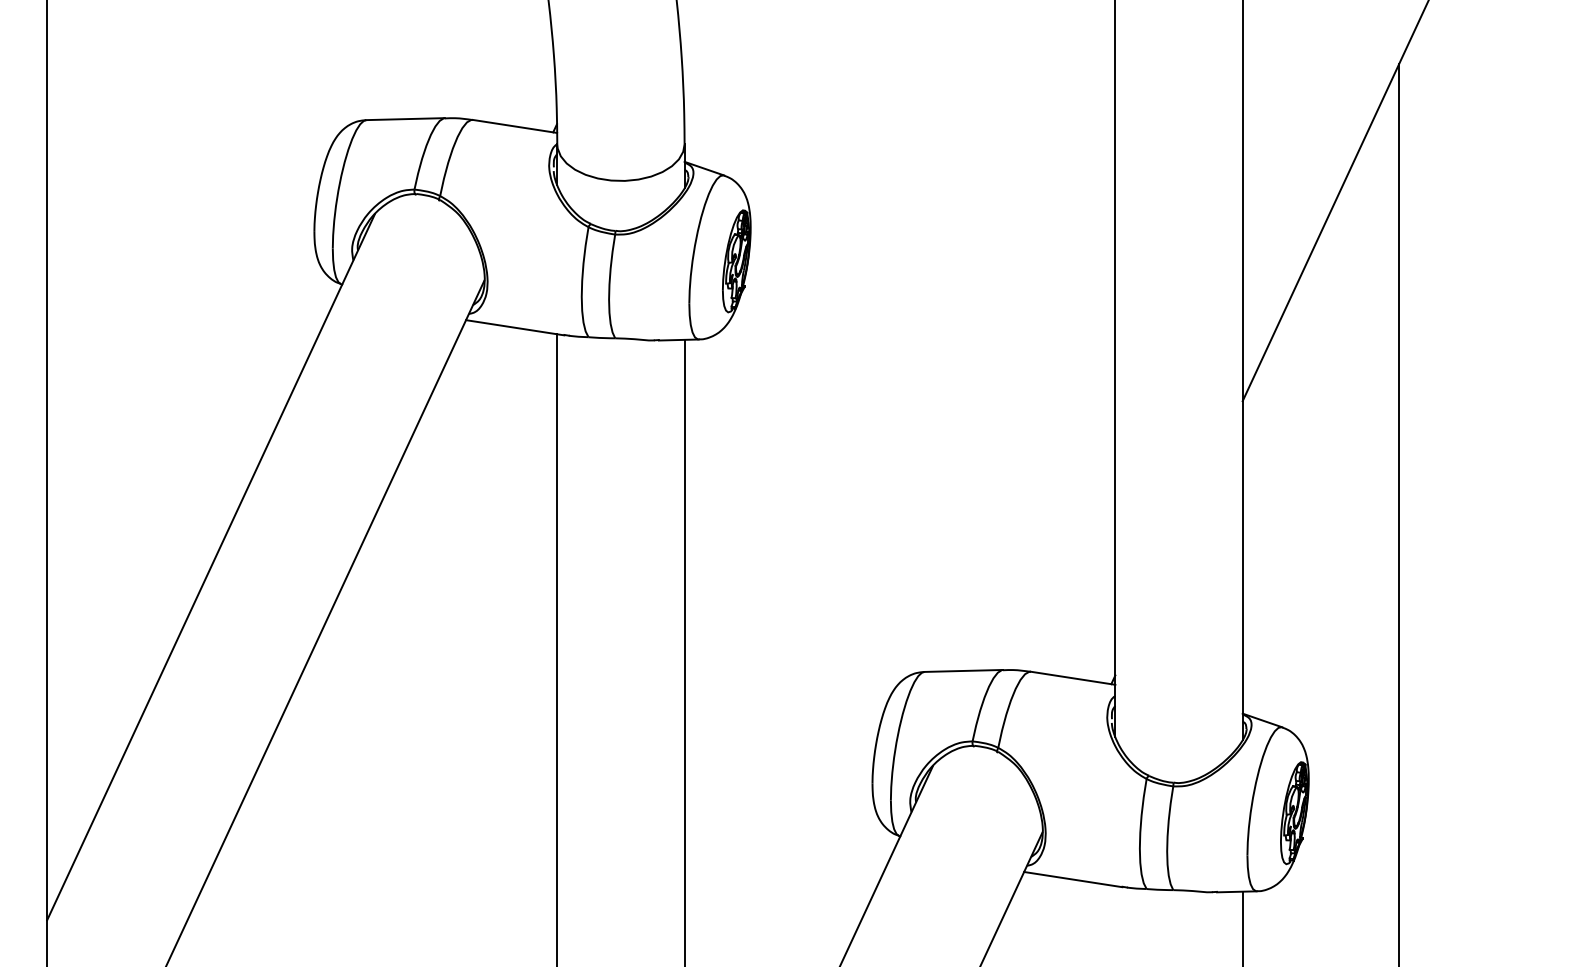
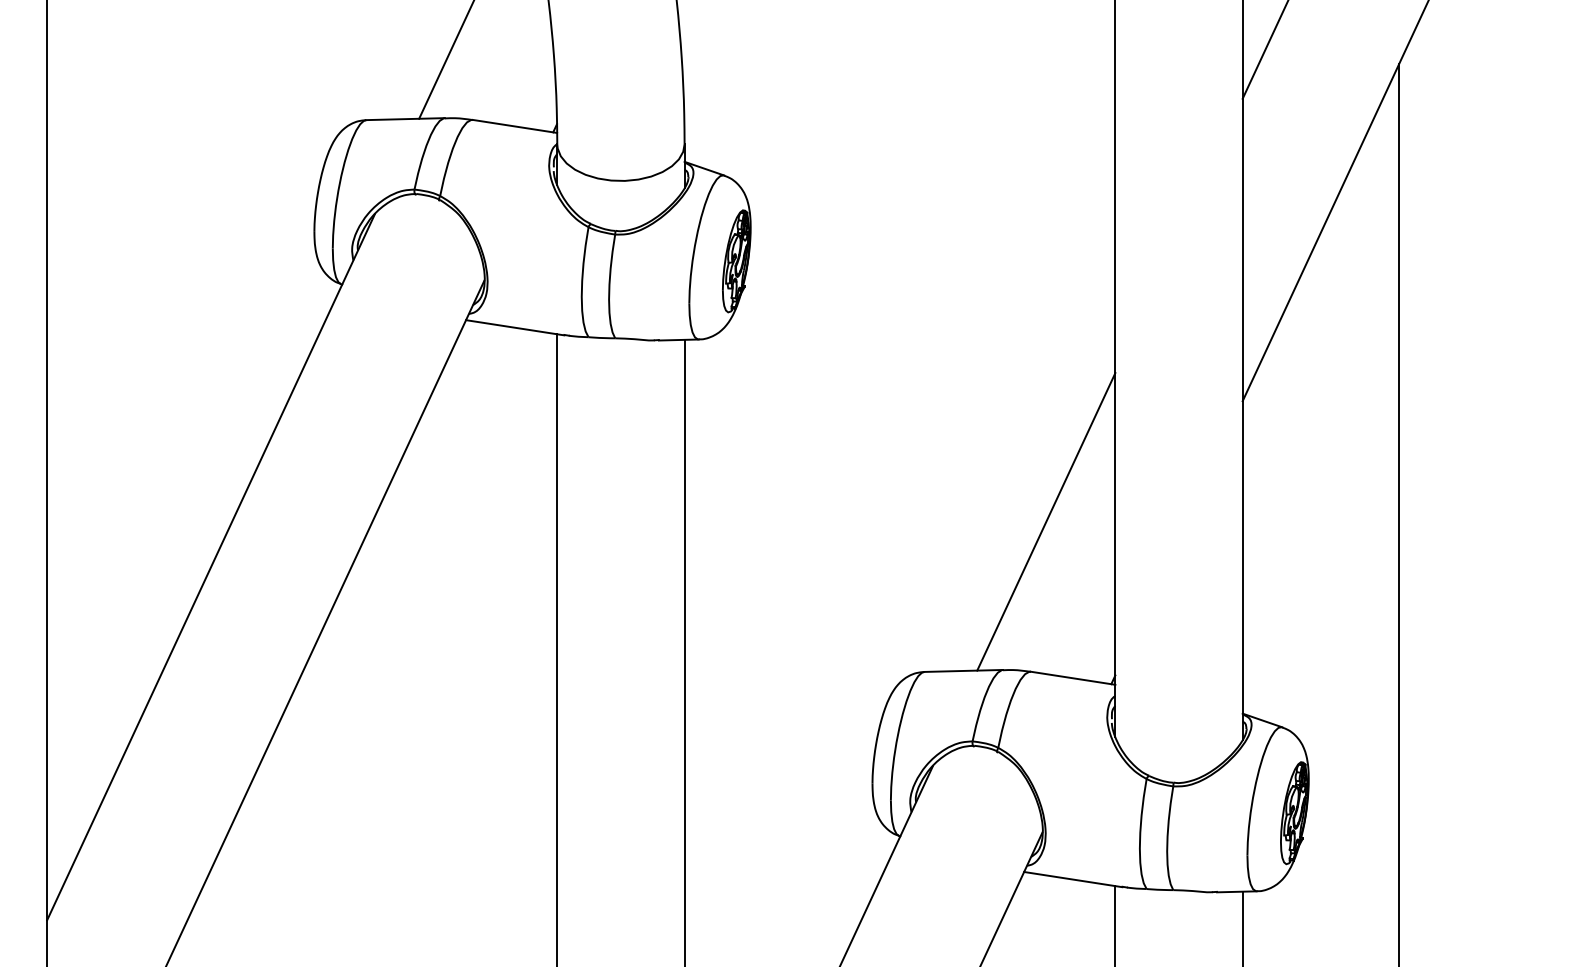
line: none -> present (1264, 50)
line: none -> present (446, 60)
line: none -> present (1046, 521)
line: none -> present (1115, 924)
